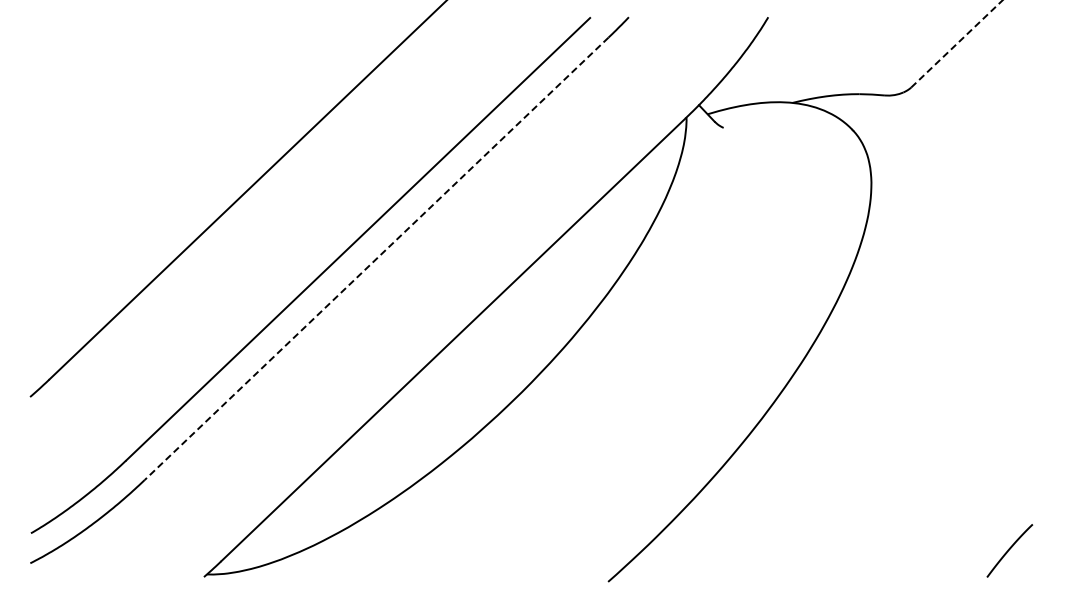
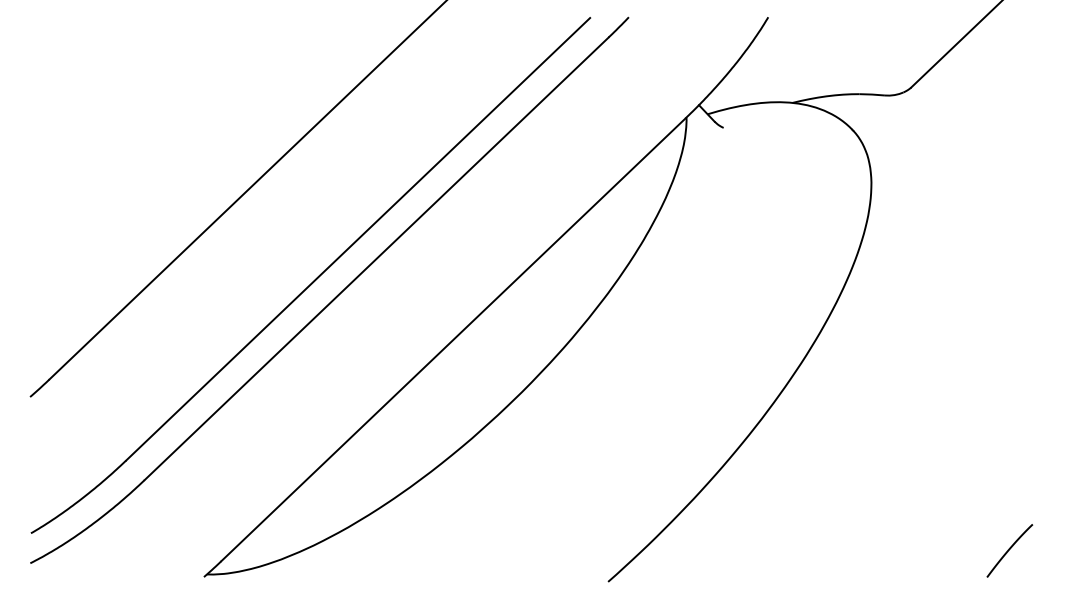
line: dashed -> solid (957, 43)
line: dashed -> solid (376, 258)
